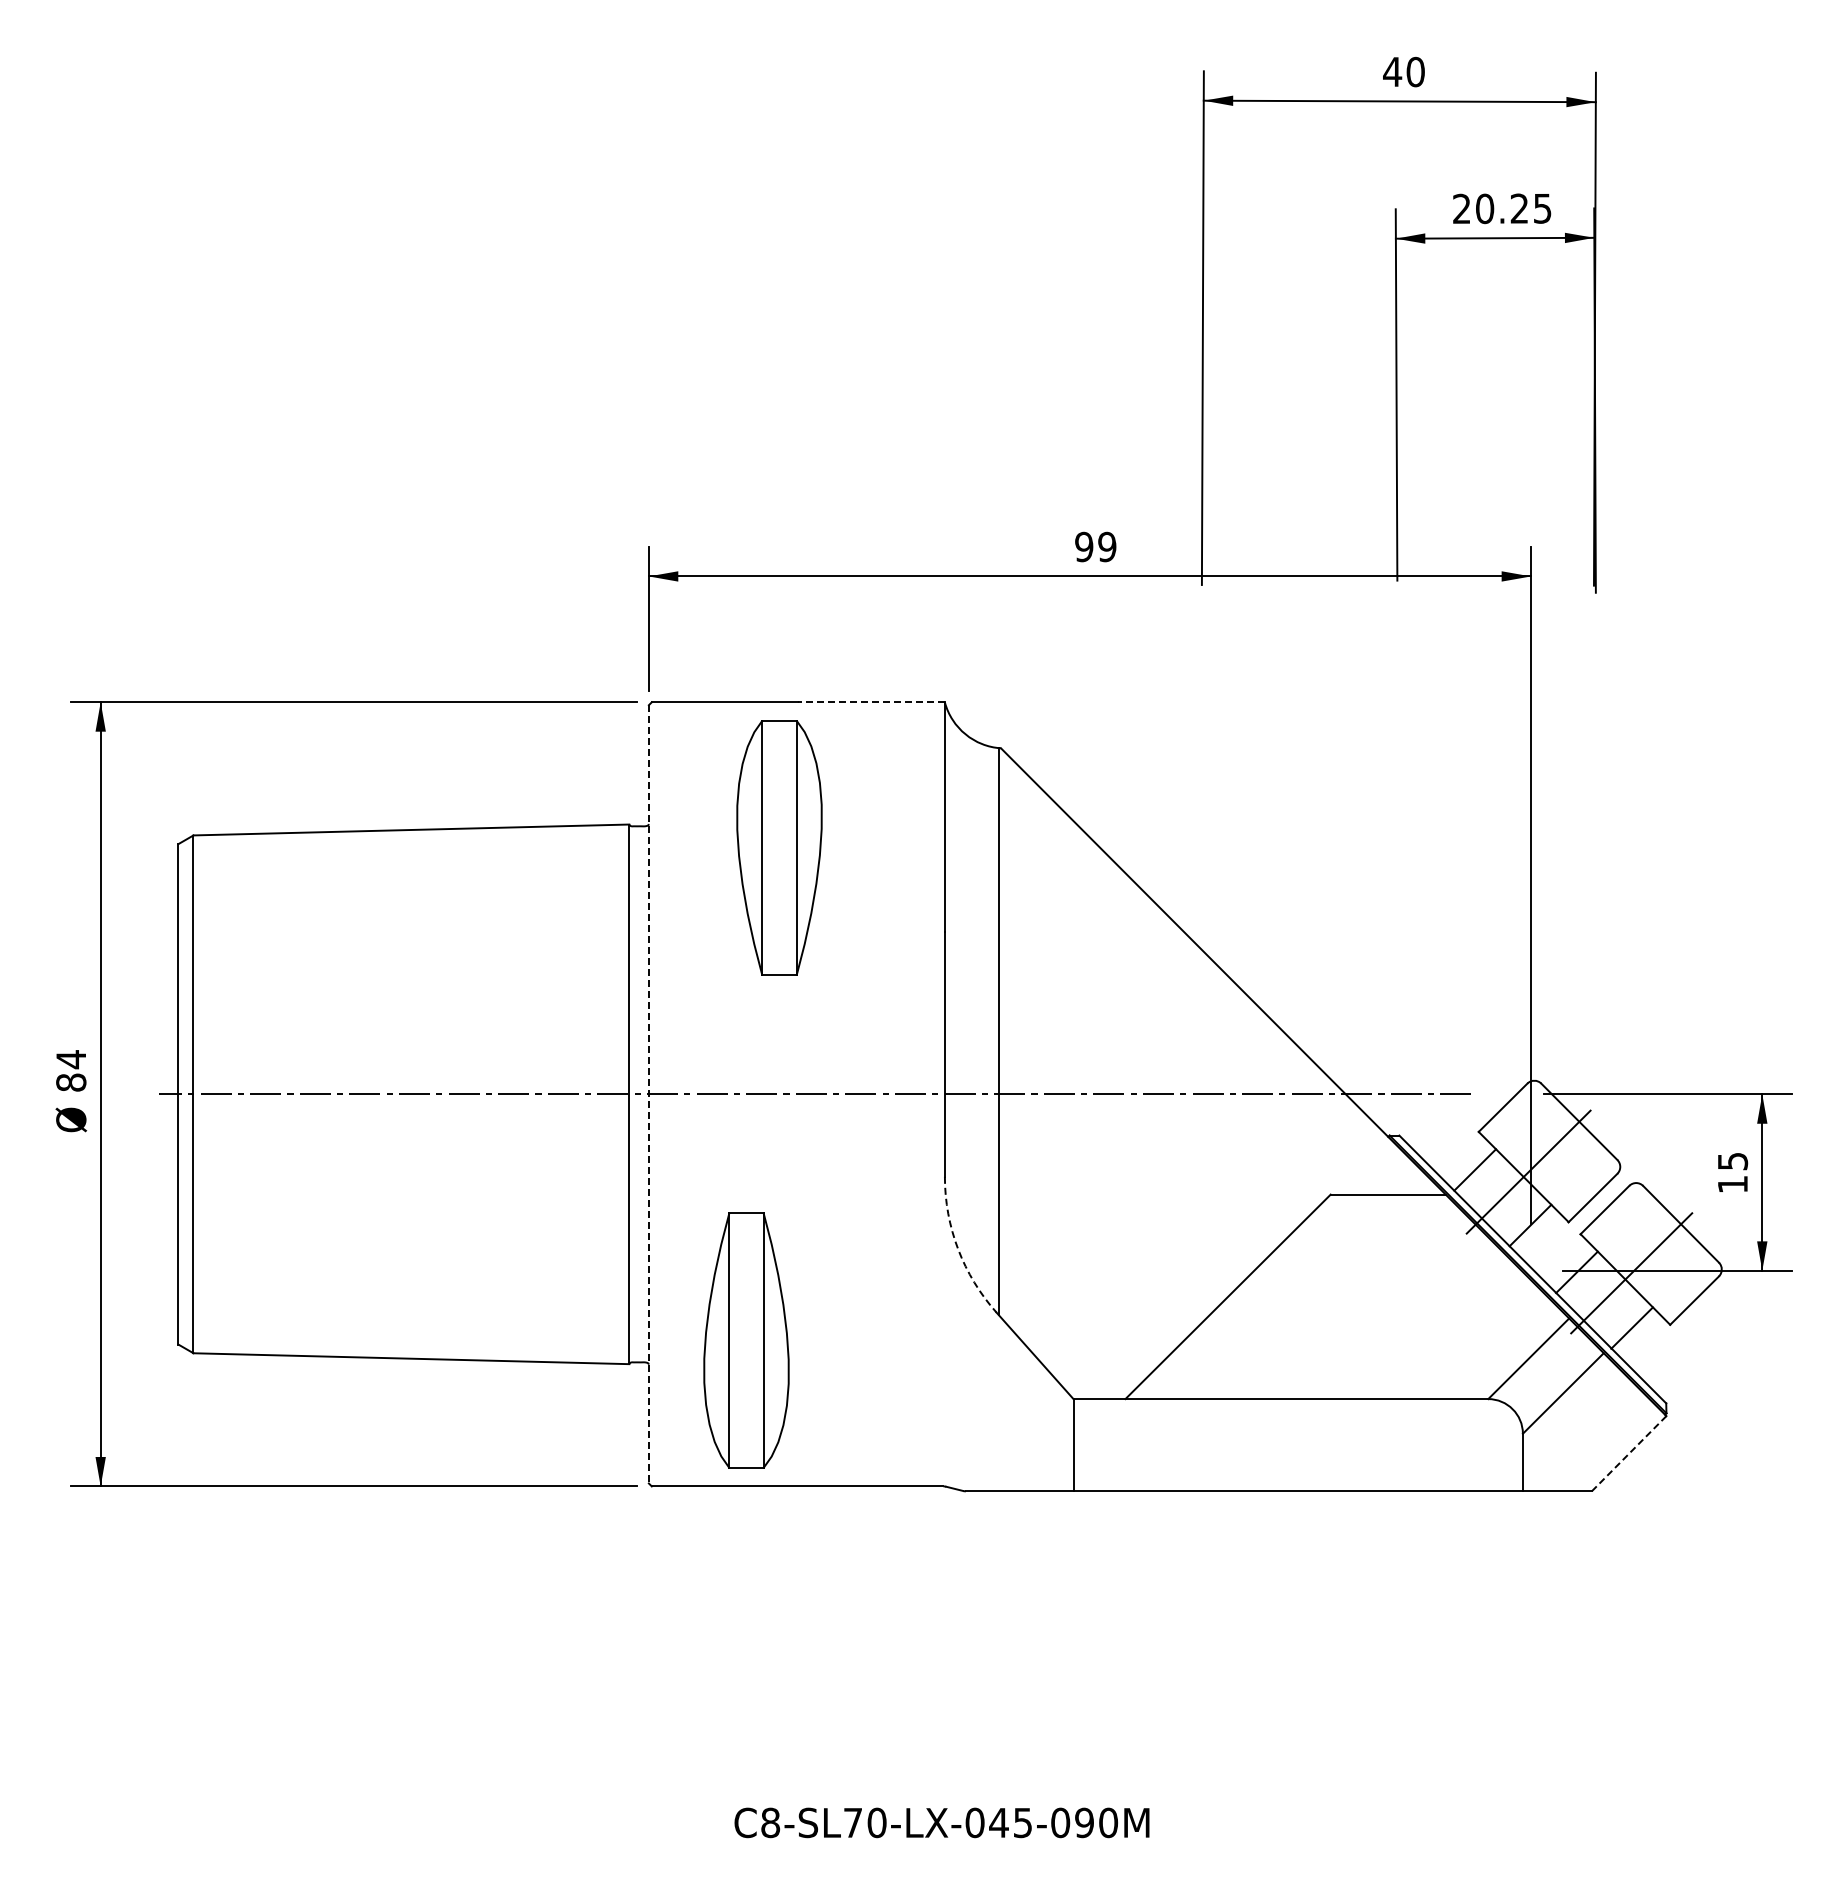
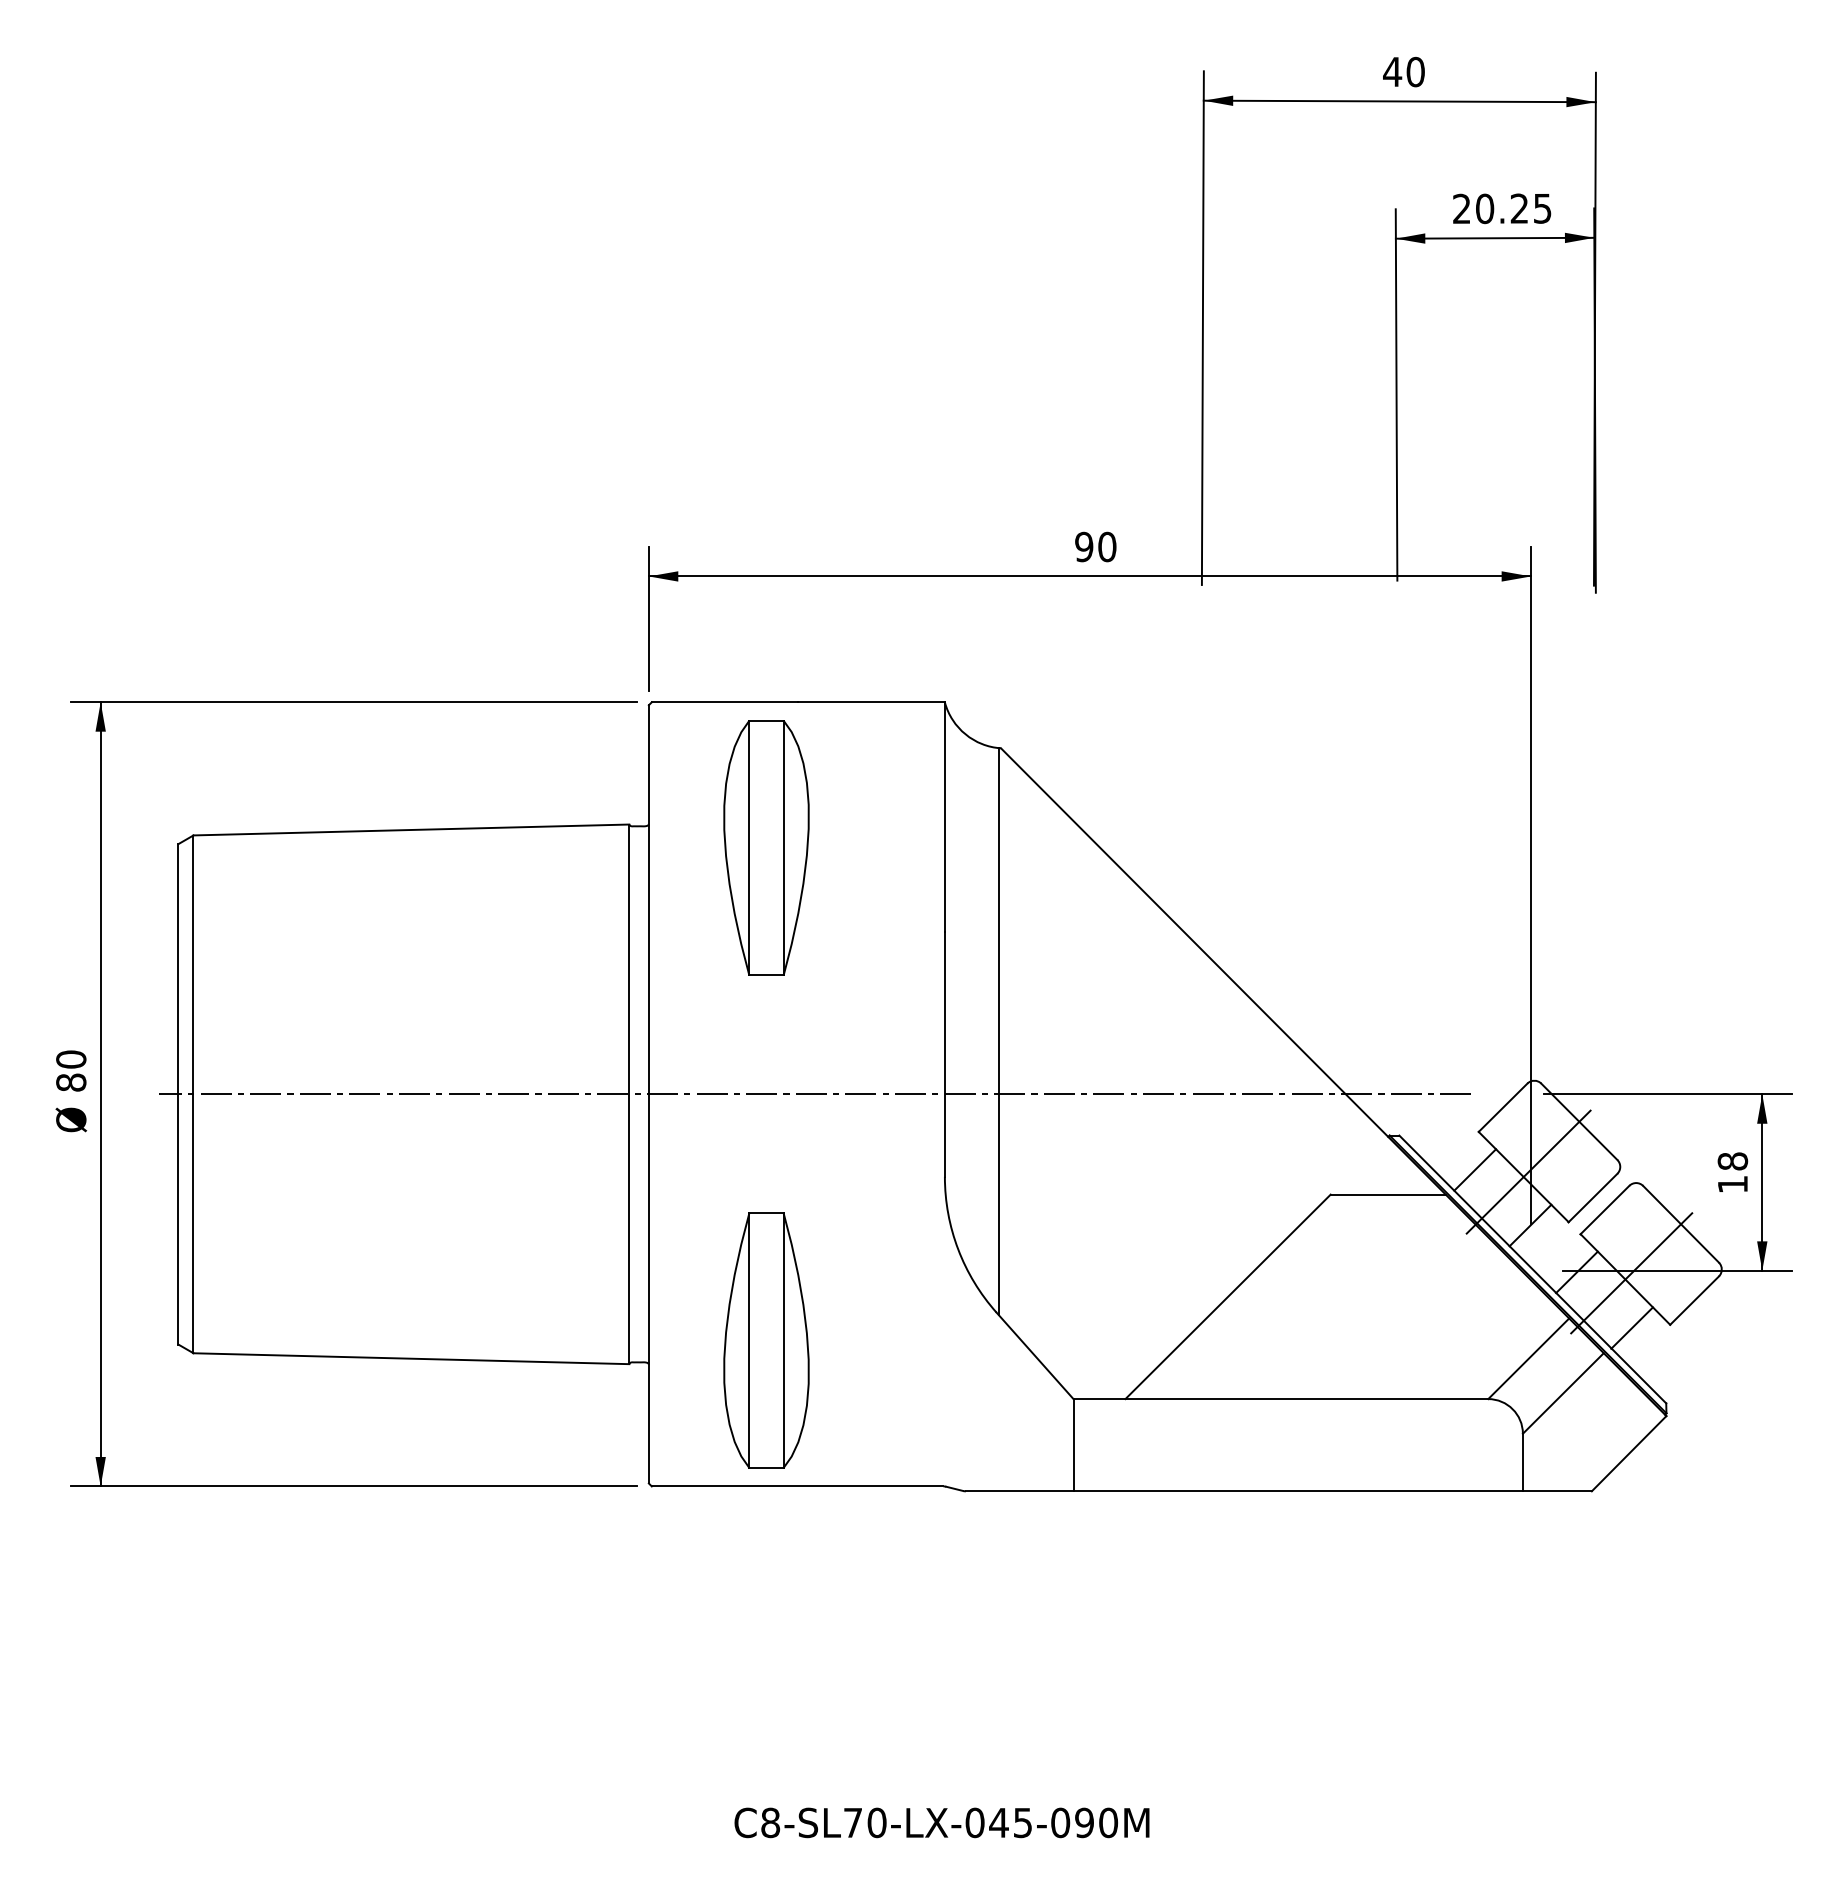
text: 99 -> 90 (1107, 547)
line: dashed -> solid (871, 702)
part position: (779, 847) -> (766, 847) (766, 847)
text: 84 -> 80 (71, 1059)
line: dashed -> solid (648, 1094)
text: 15 -> 18 (1732, 1161)
arc: dashed -> solid (958, 1249)
part position: (746, 1340) -> (766, 1340) (766, 1340)
line: dashed -> solid (1629, 1453)
